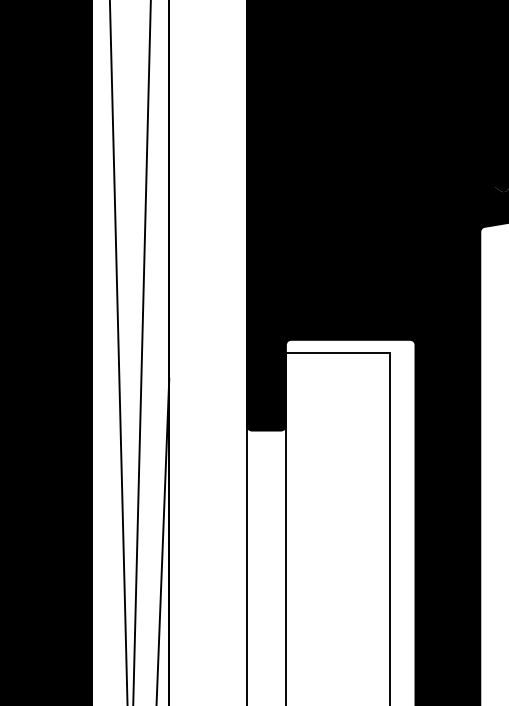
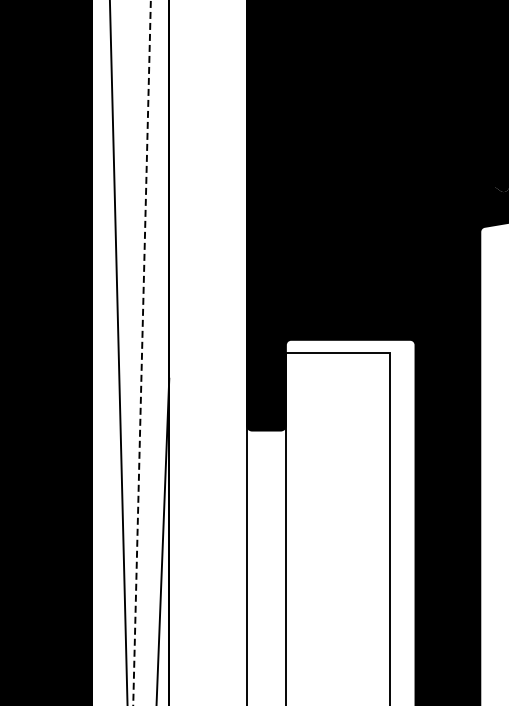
line: solid -> dashed (142, 353)
